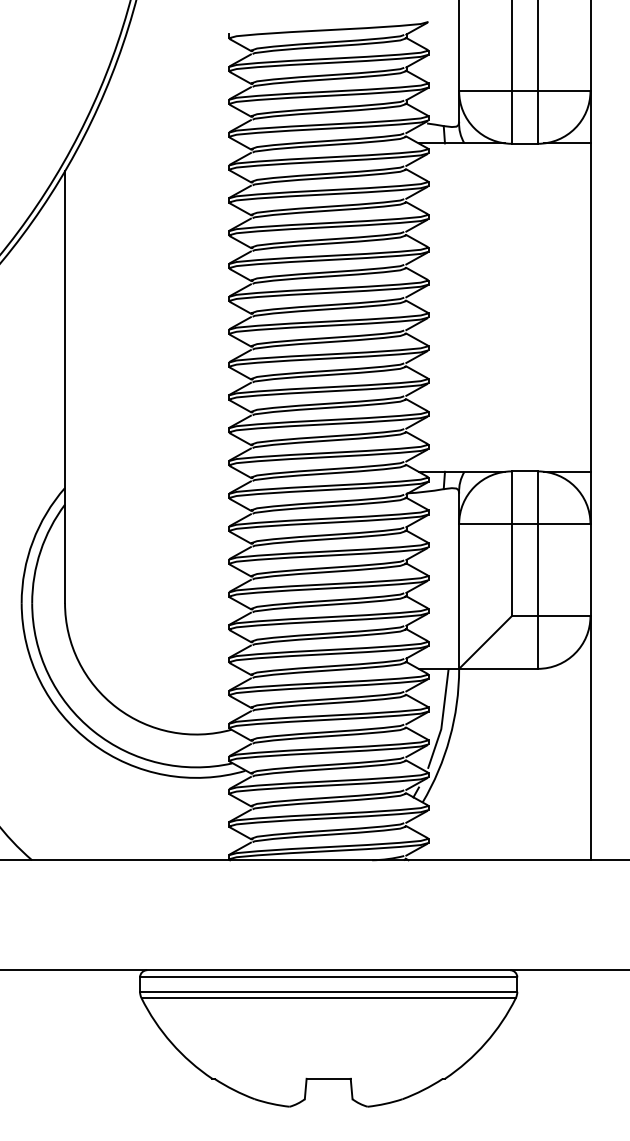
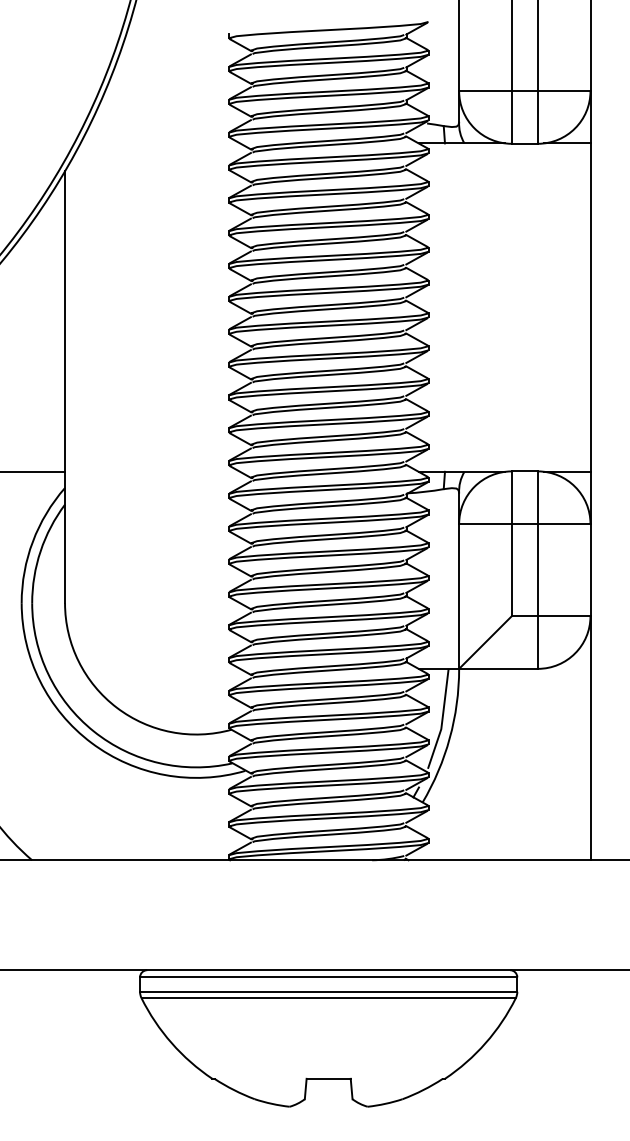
line: none -> present (33, 471)
